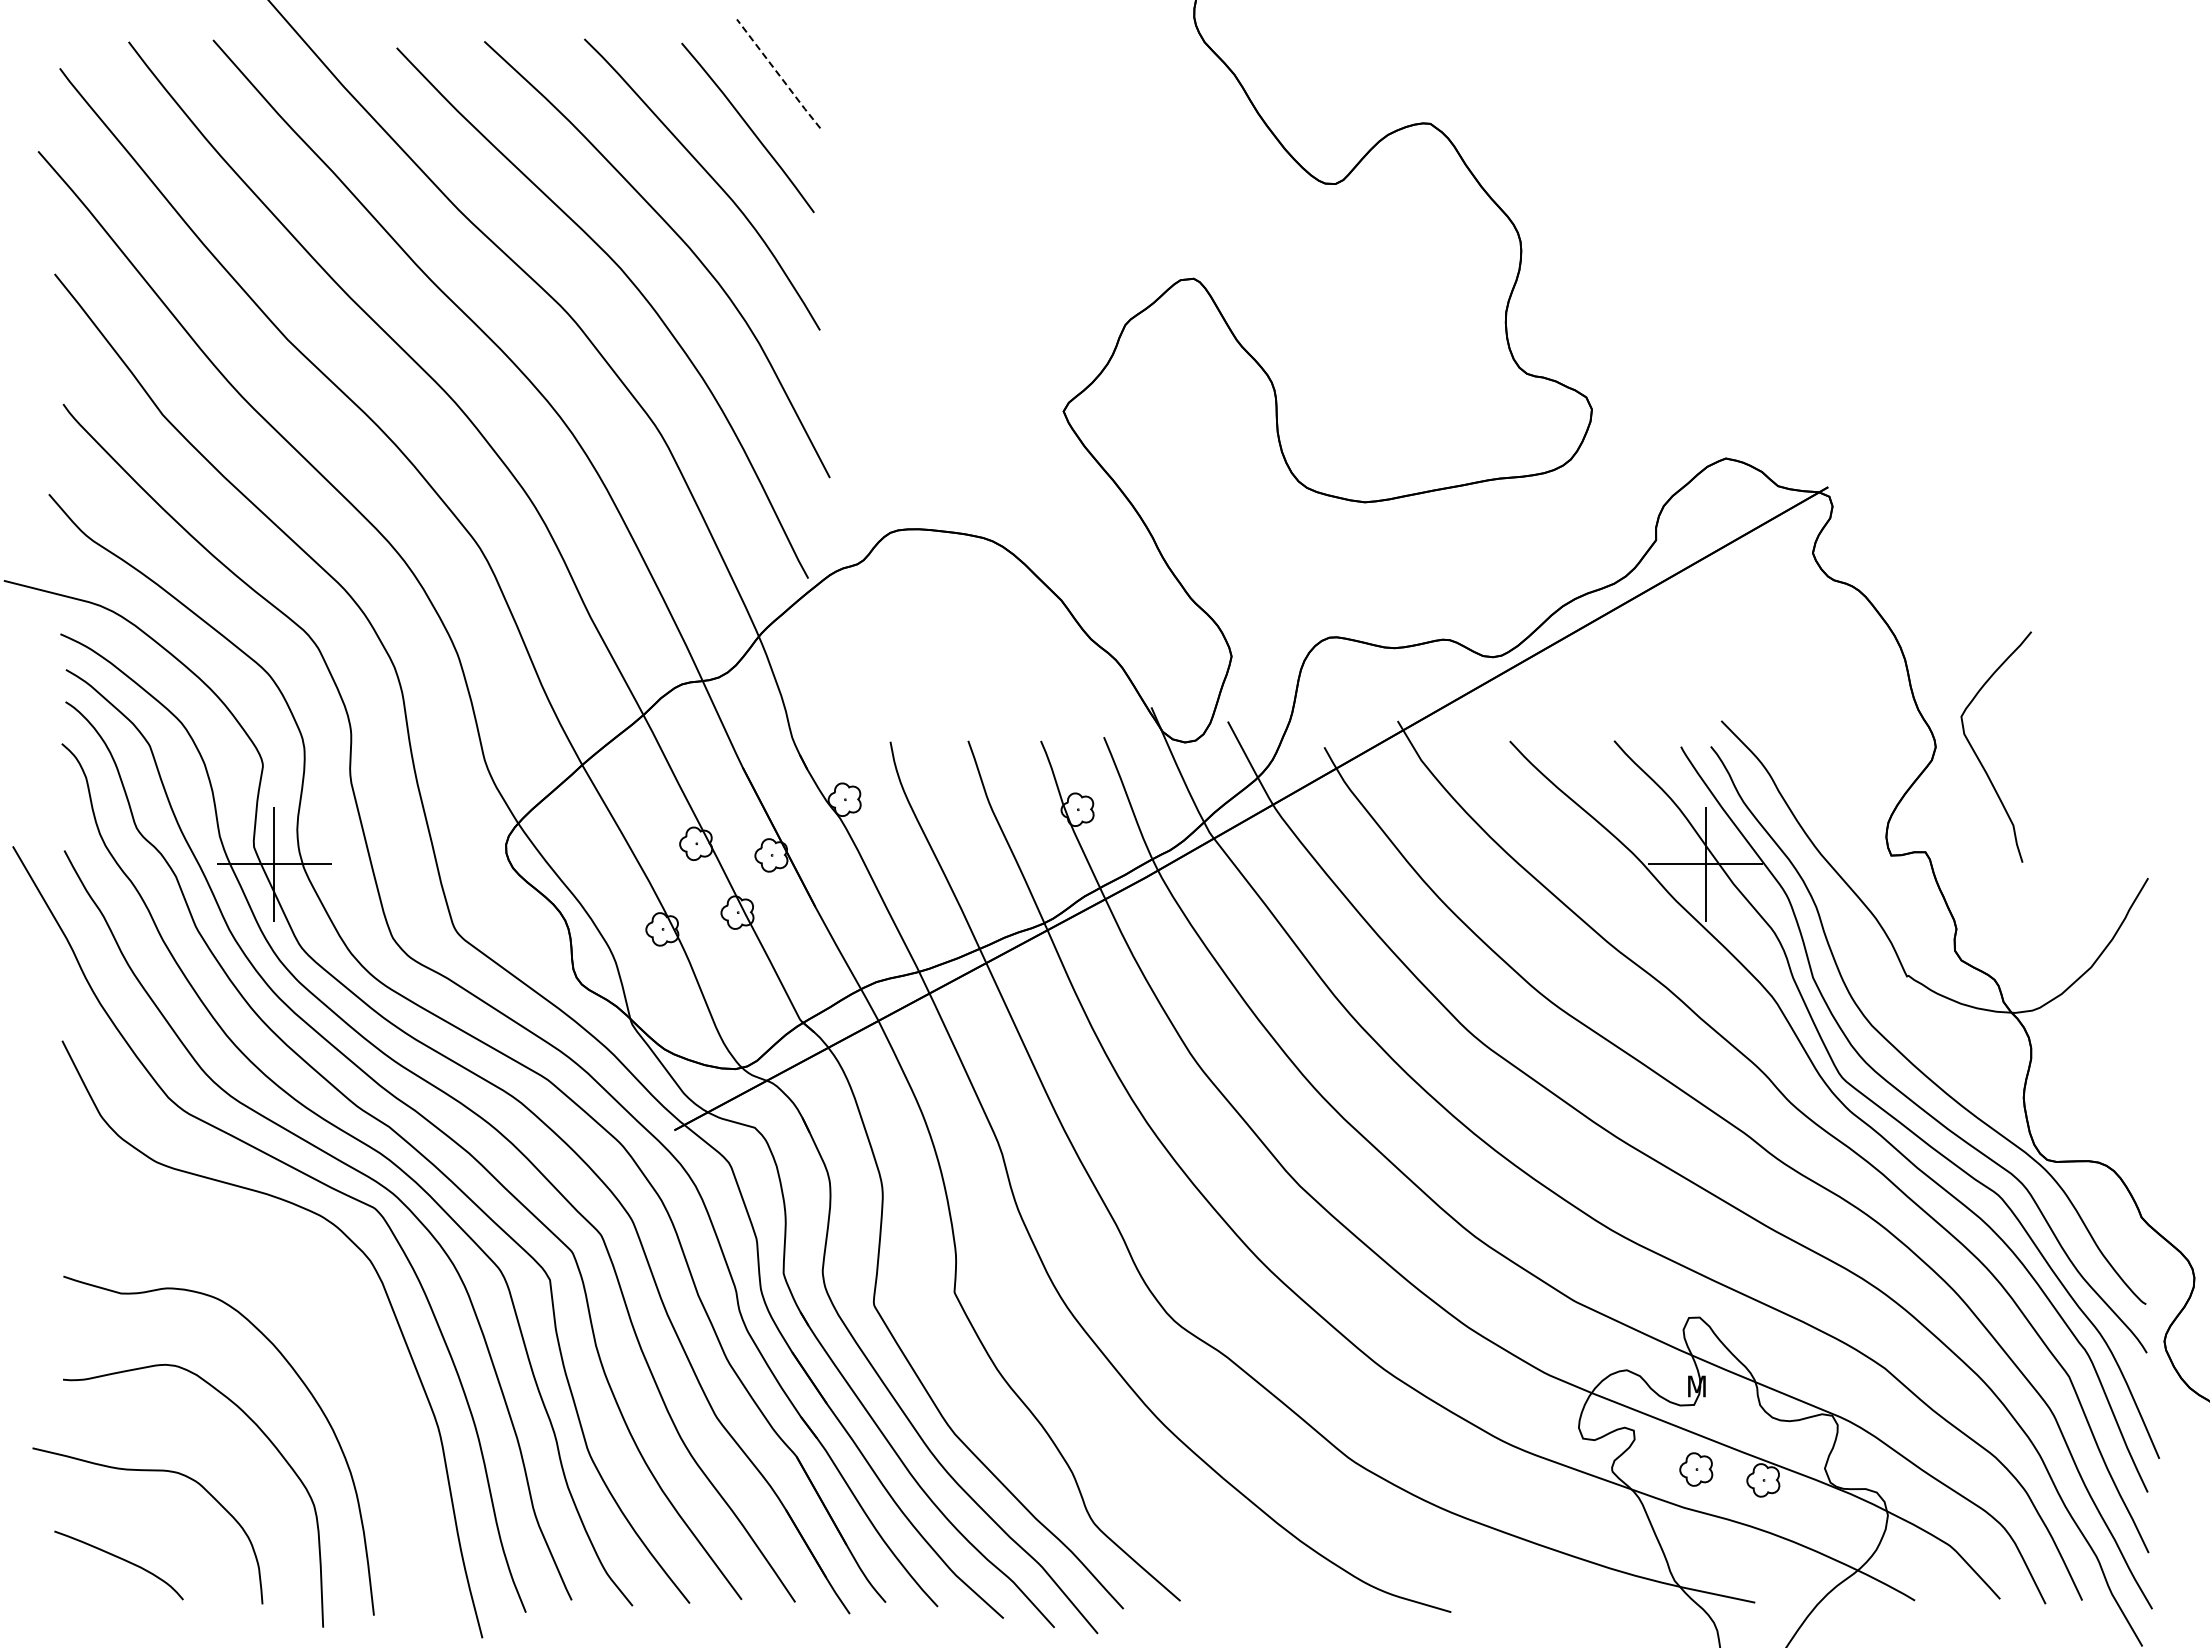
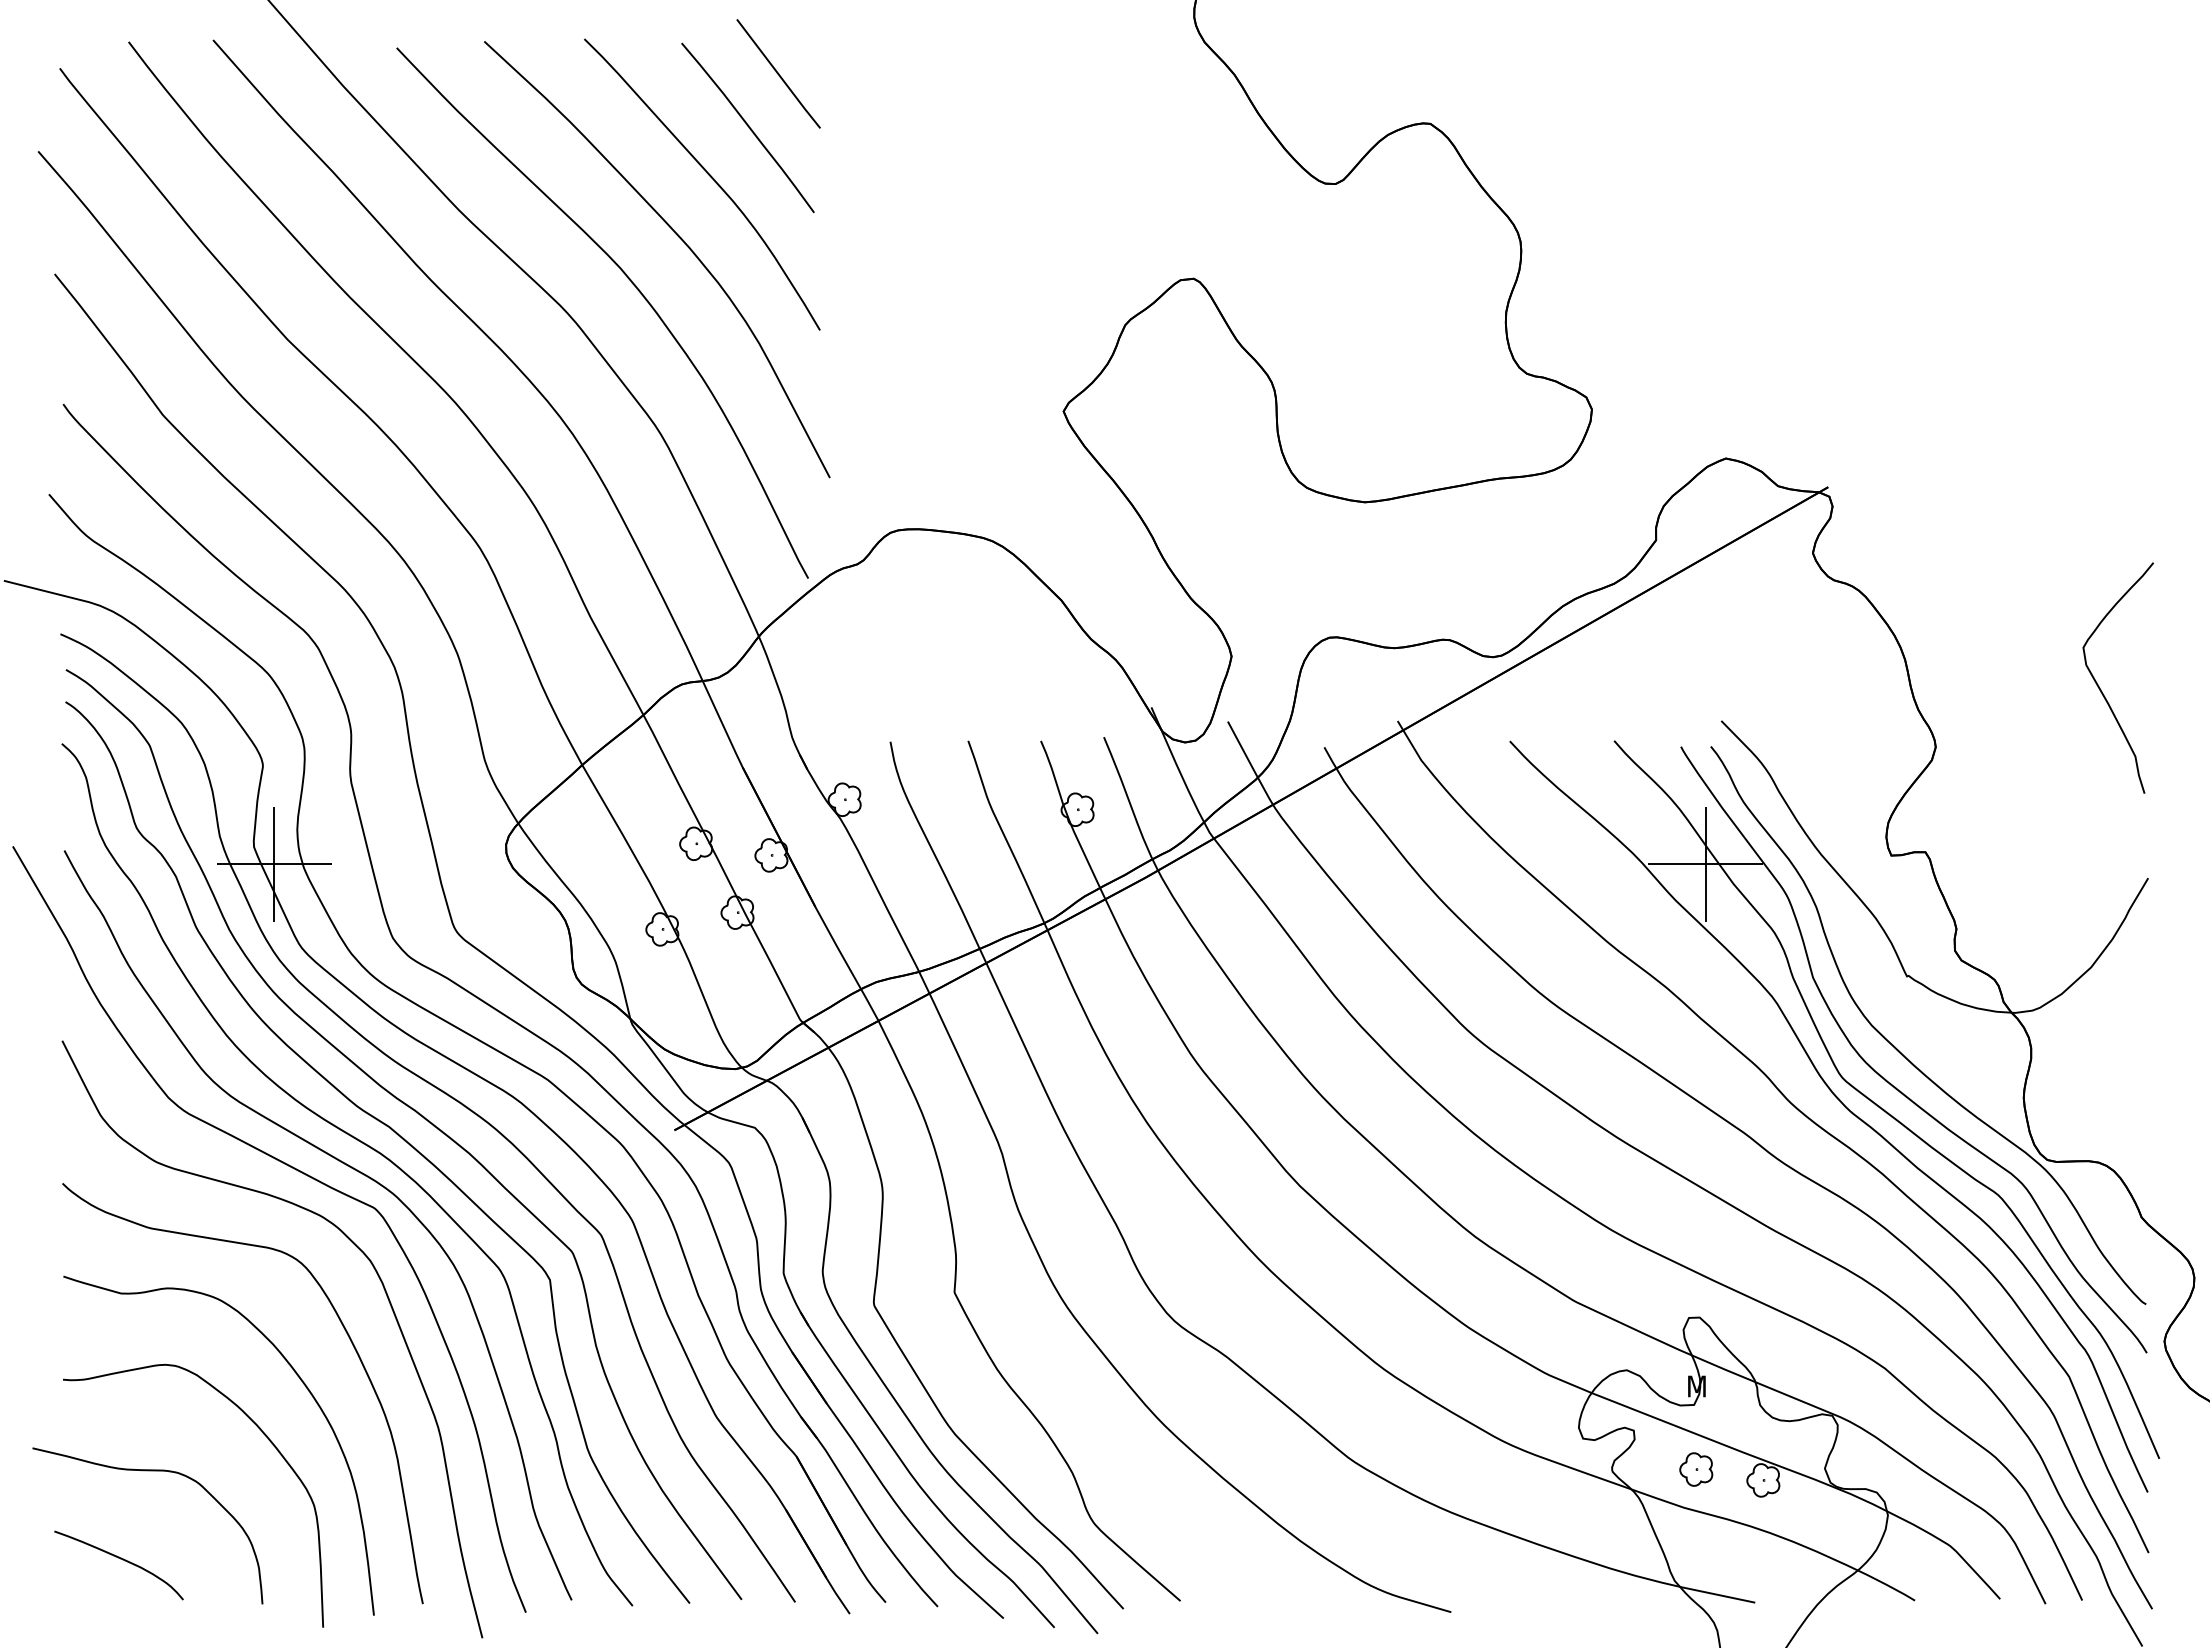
line: dashed -> solid (778, 74)
curve position: (1979, 758) -> (2101, 689) (2101, 689)
curve: none -> present (349, 1339)
